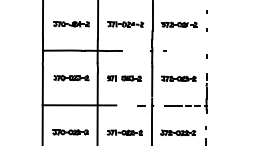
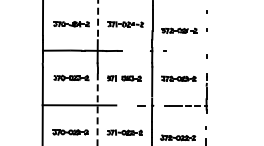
line: solid -> dashed (98, 20)
part position: (179, 24) -> (179, 30) (179, 30)
line: solid -> dashed (97, 110)
part position: (178, 132) -> (178, 137) (178, 137)
